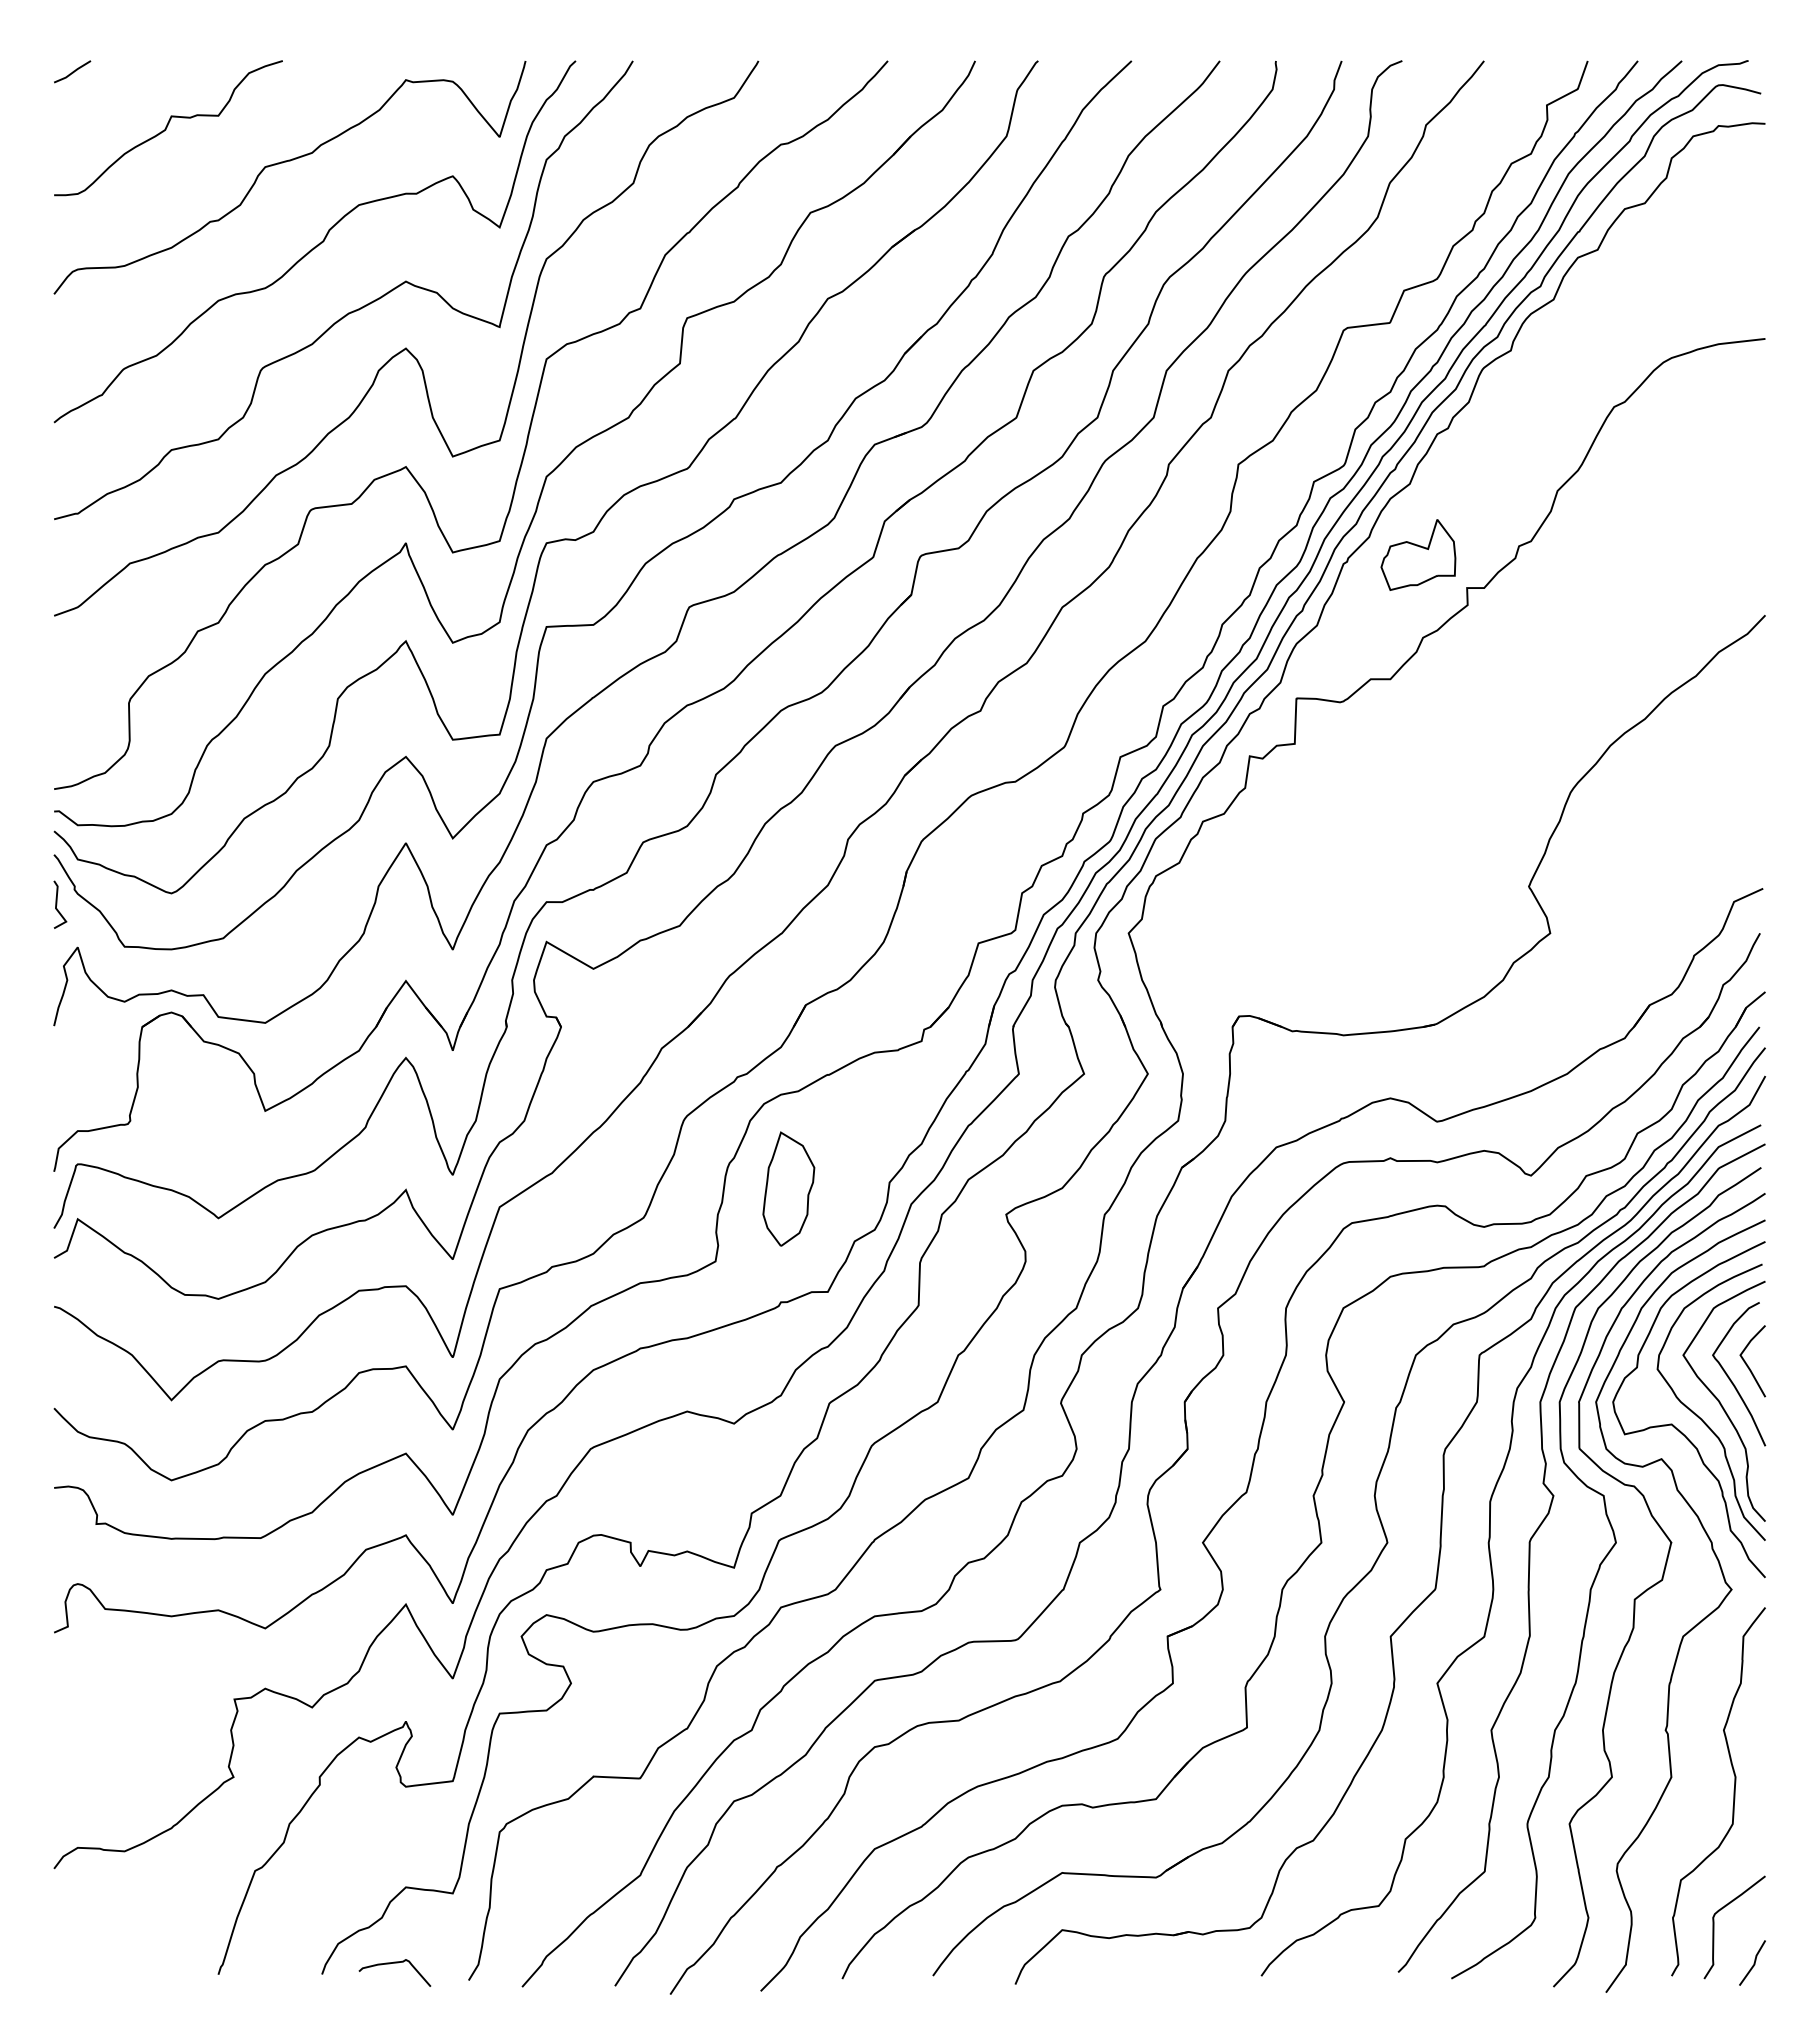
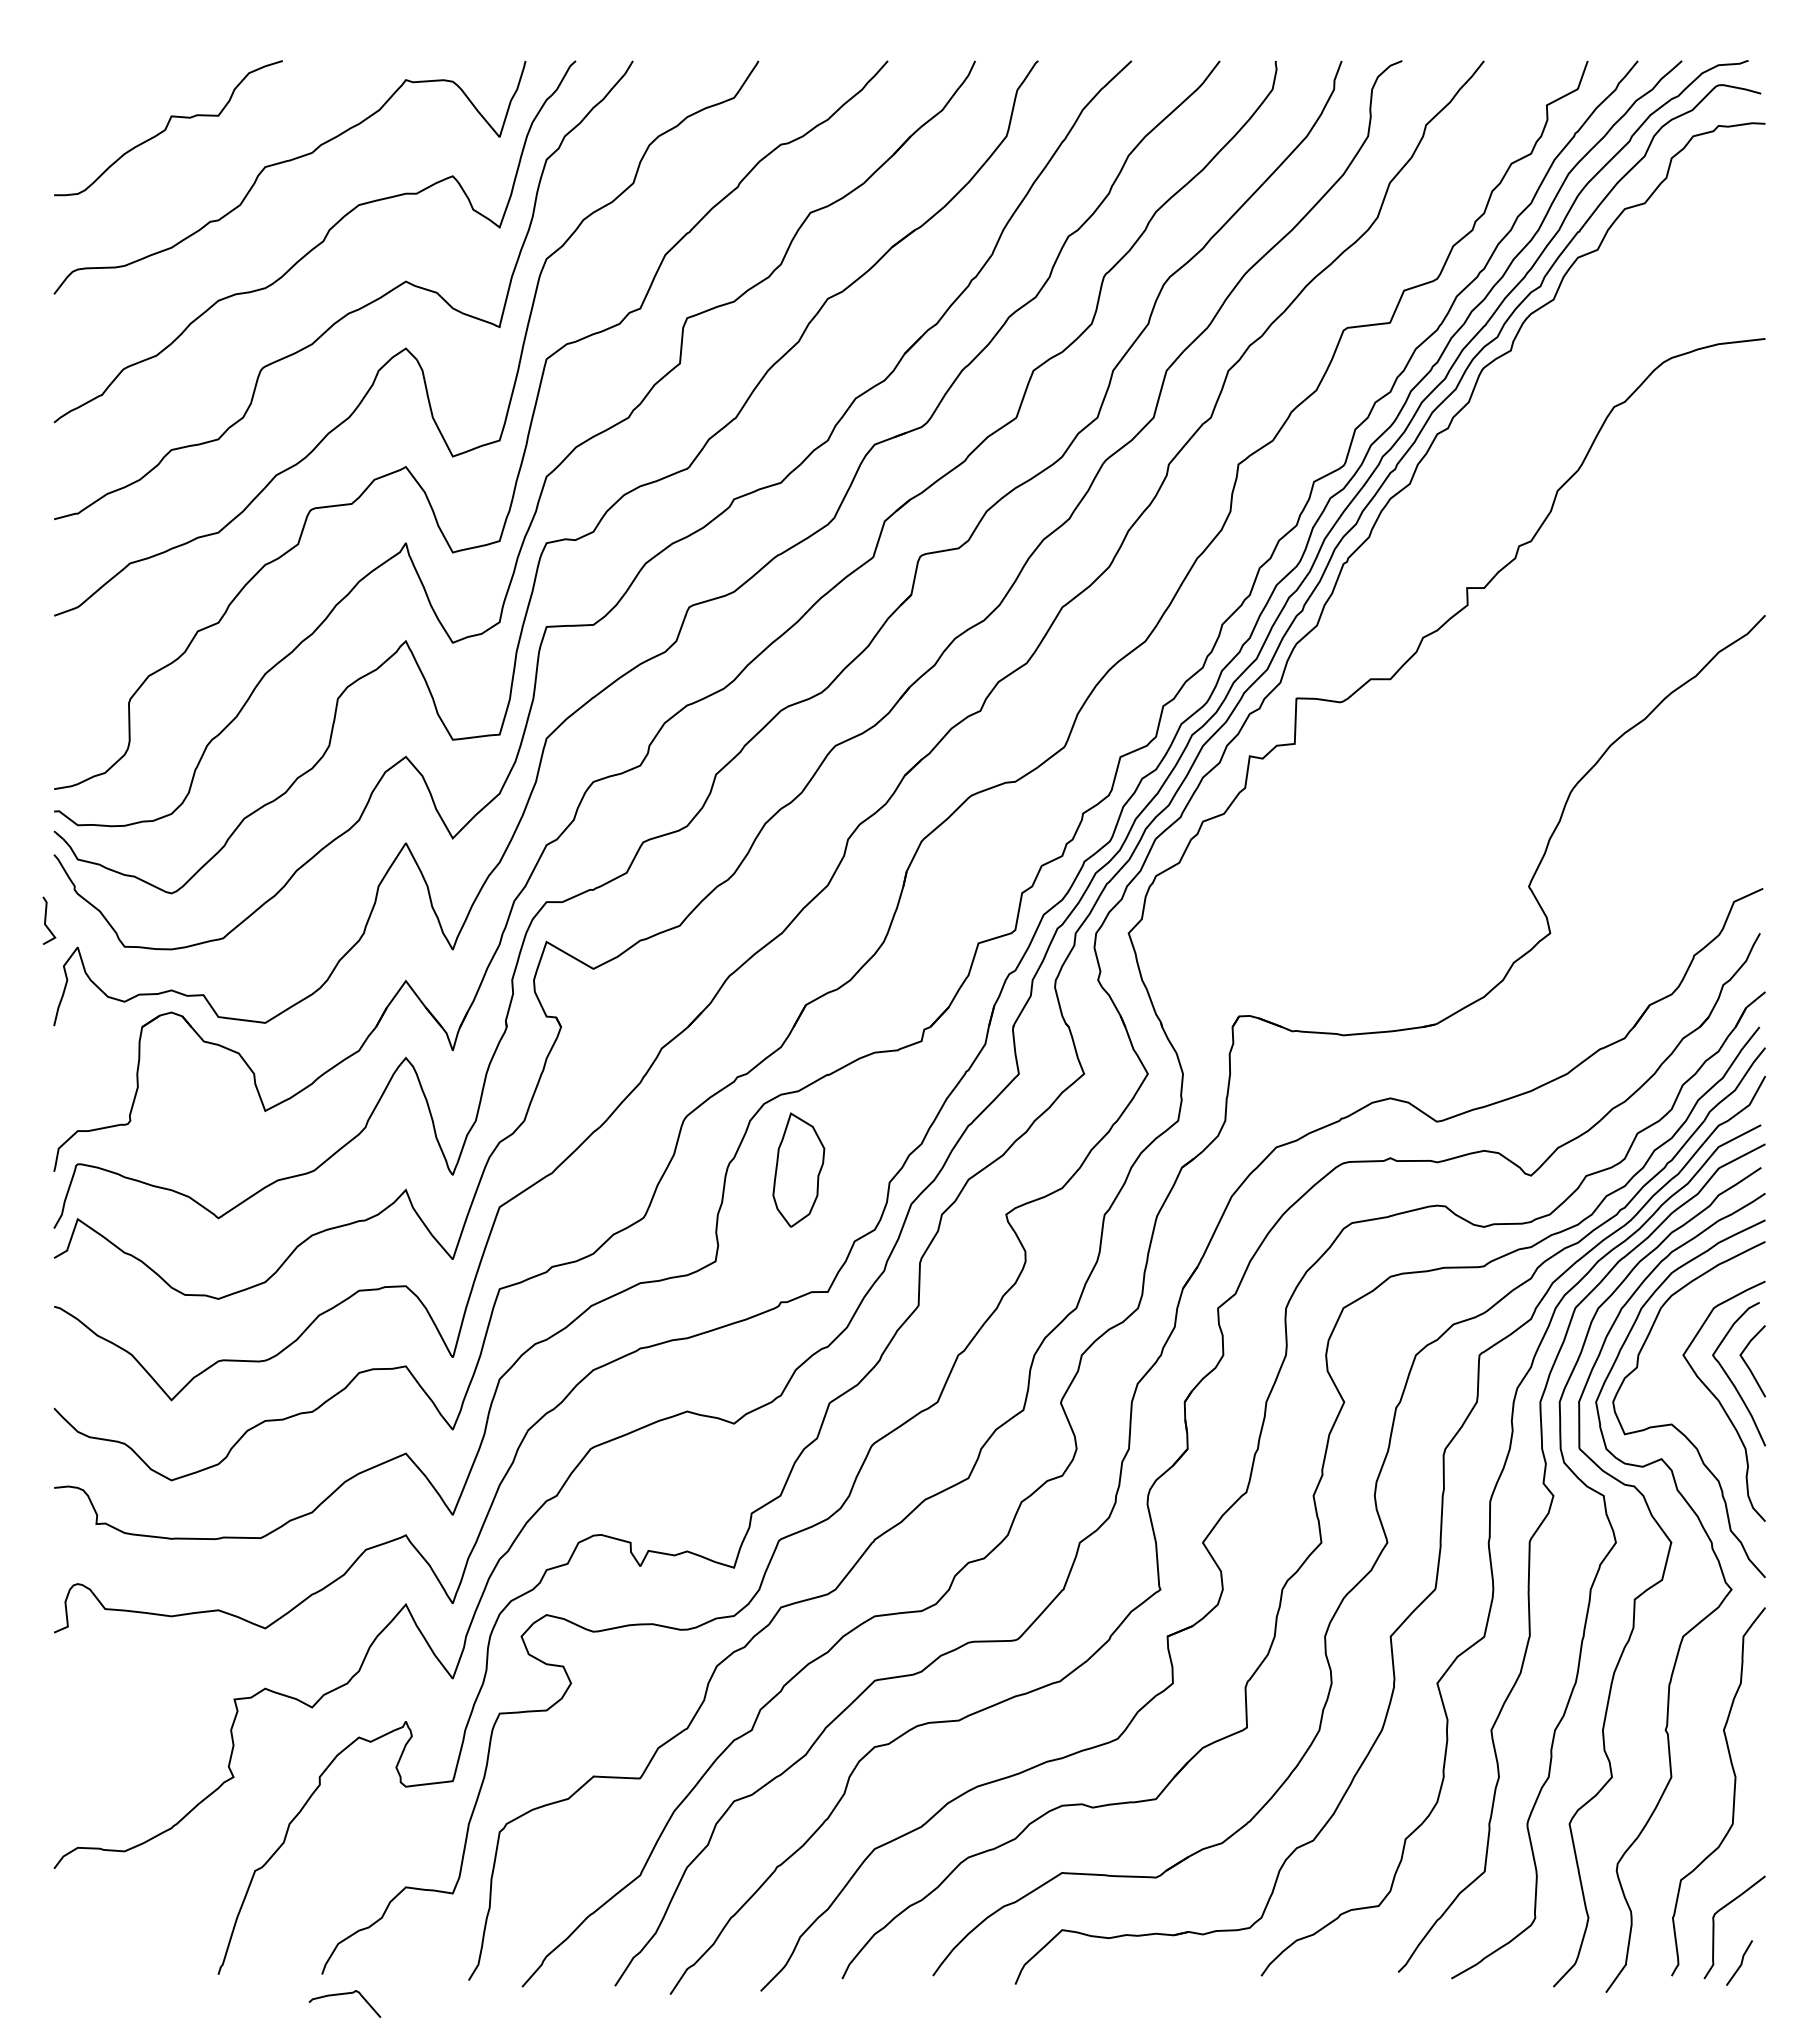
line: present -> none (72, 71)
part: present -> none (1418, 554)
line position: (57, 904) -> (46, 920) (46, 920)
part position: (788, 1188) -> (798, 1169) (798, 1169)
curve: present -> none (1697, 1414)
line position: (1753, 1963) -> (1740, 1963) (1740, 1963)
curve position: (390, 1964) -> (340, 1995) (340, 1995)
